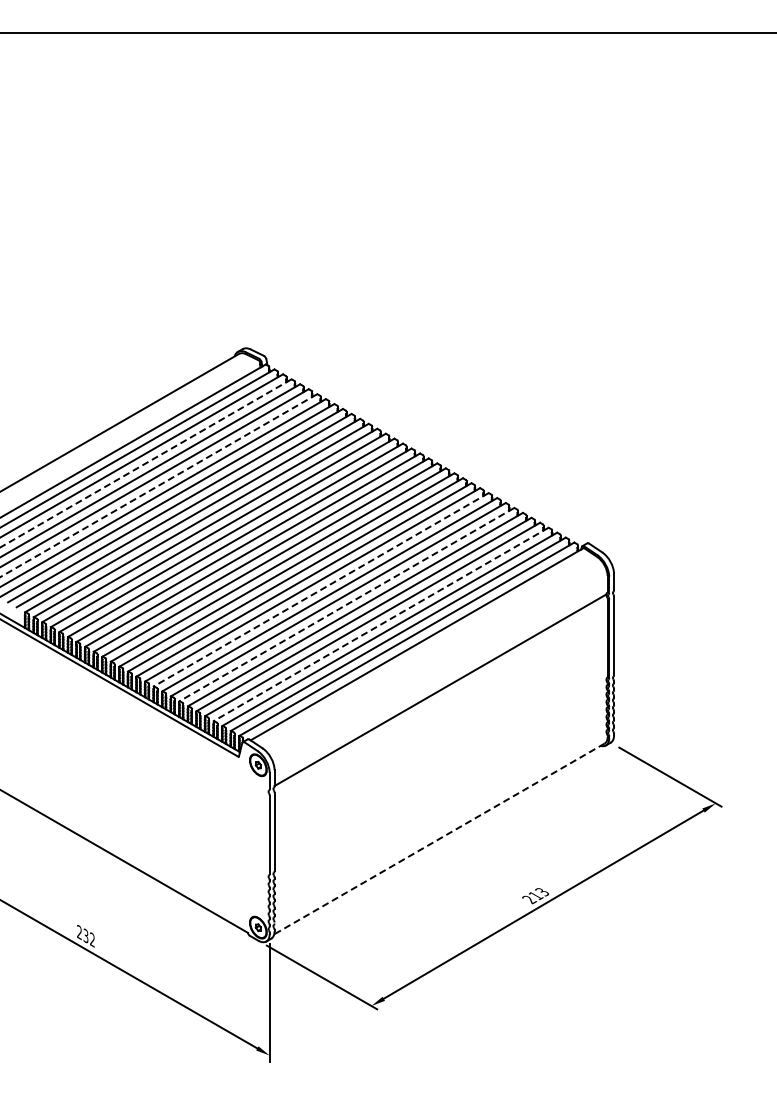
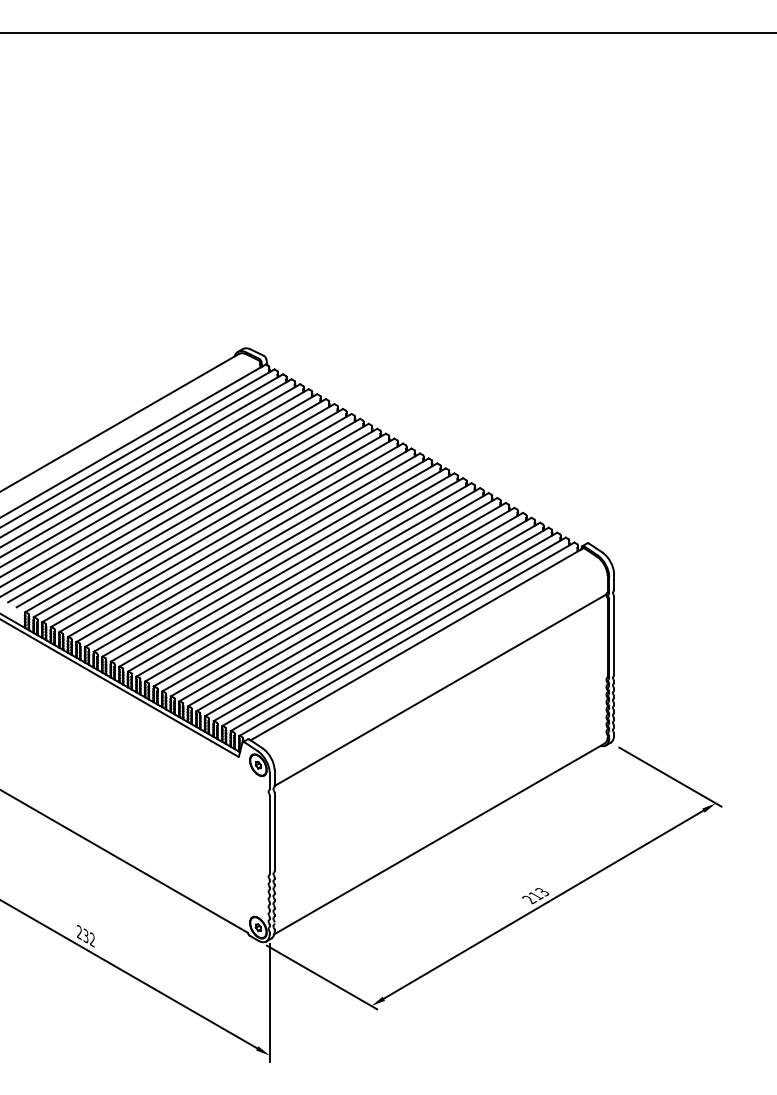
line: dashed -> solid (146, 463)
line: dashed -> solid (158, 485)
line: dashed -> solid (320, 590)
line: dashed -> solid (346, 604)
line: dashed -> solid (380, 624)
line: dashed -> solid (439, 838)
